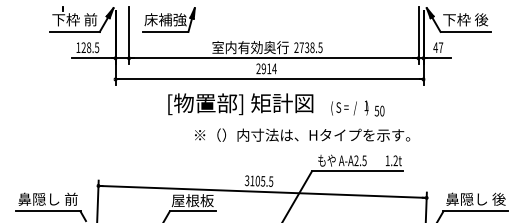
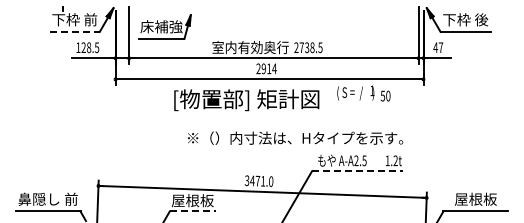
part position: (168, 19) -> (164, 26) (164, 26)
line: solid -> dashed (75, 31)
text position: (240, 104) -> (246, 100) (246, 100)
text position: (357, 108) -> (363, 93) (363, 93)
text position: (302, 134) -> (295, 137) (295, 137)
line: solid -> dashed (357, 171)
text: 3105.5 -> 3471.0 (261, 180)
text: 鼻隠し 後 -> 屋根板 (475, 198)
line: solid -> dashed (192, 211)
